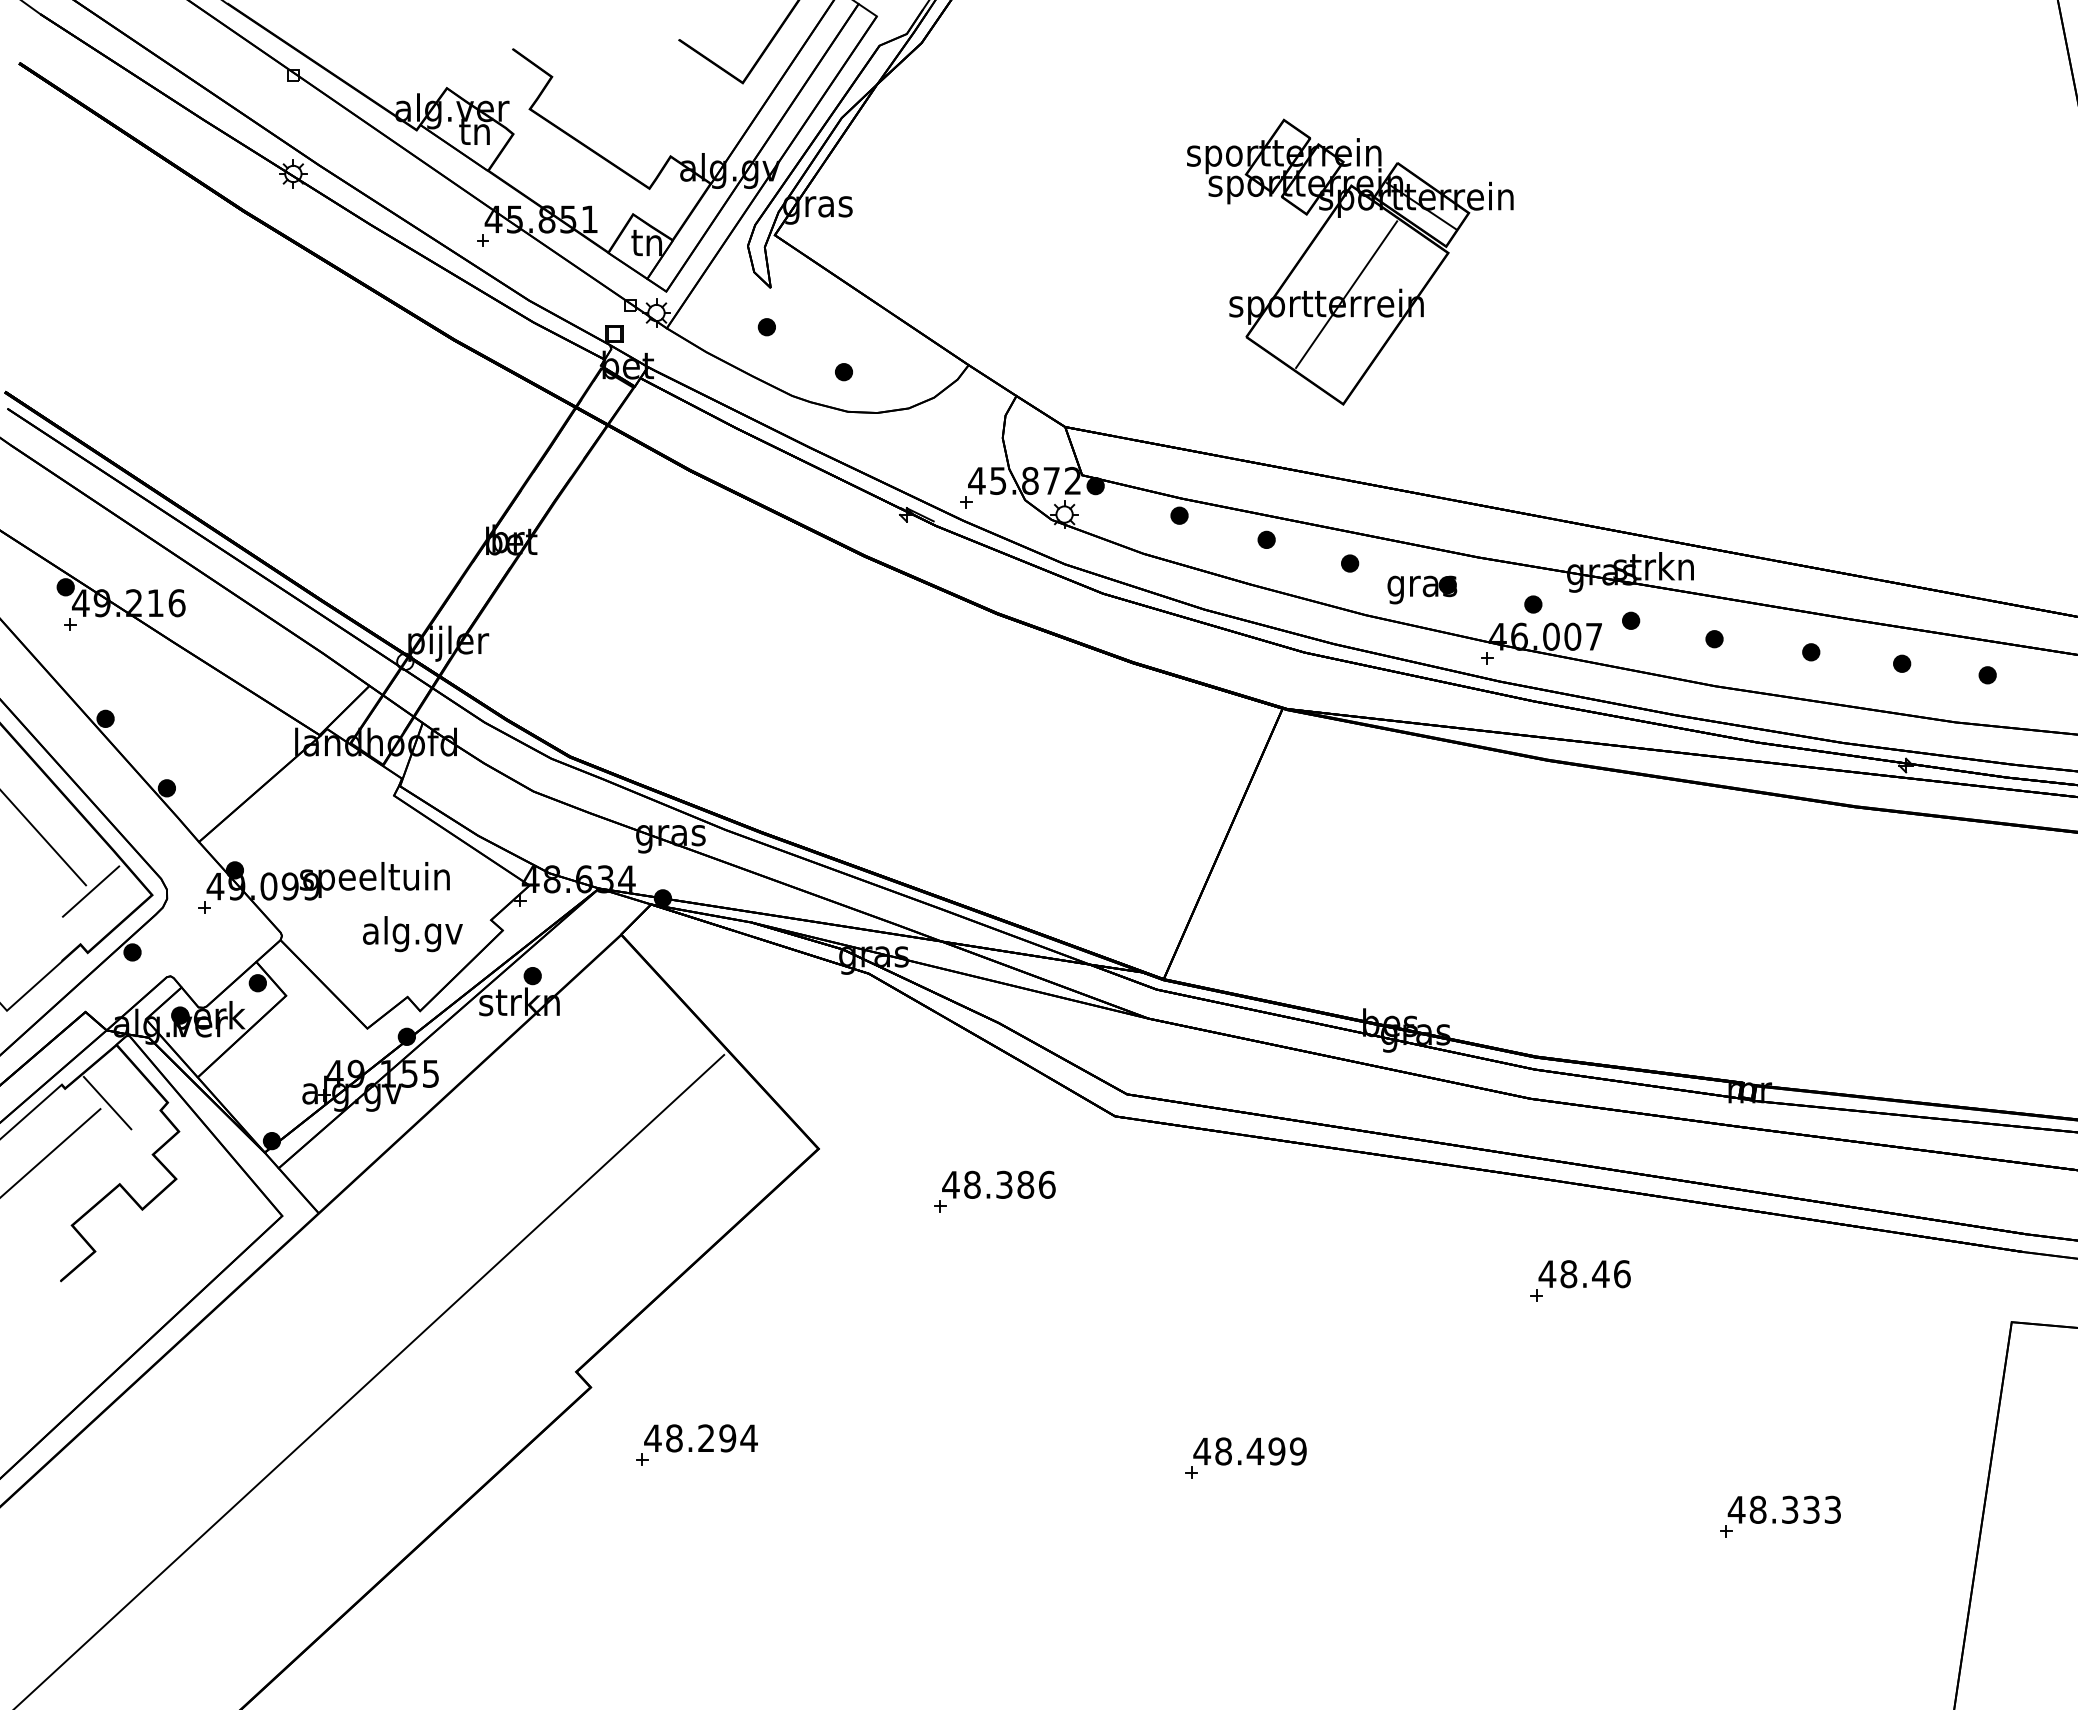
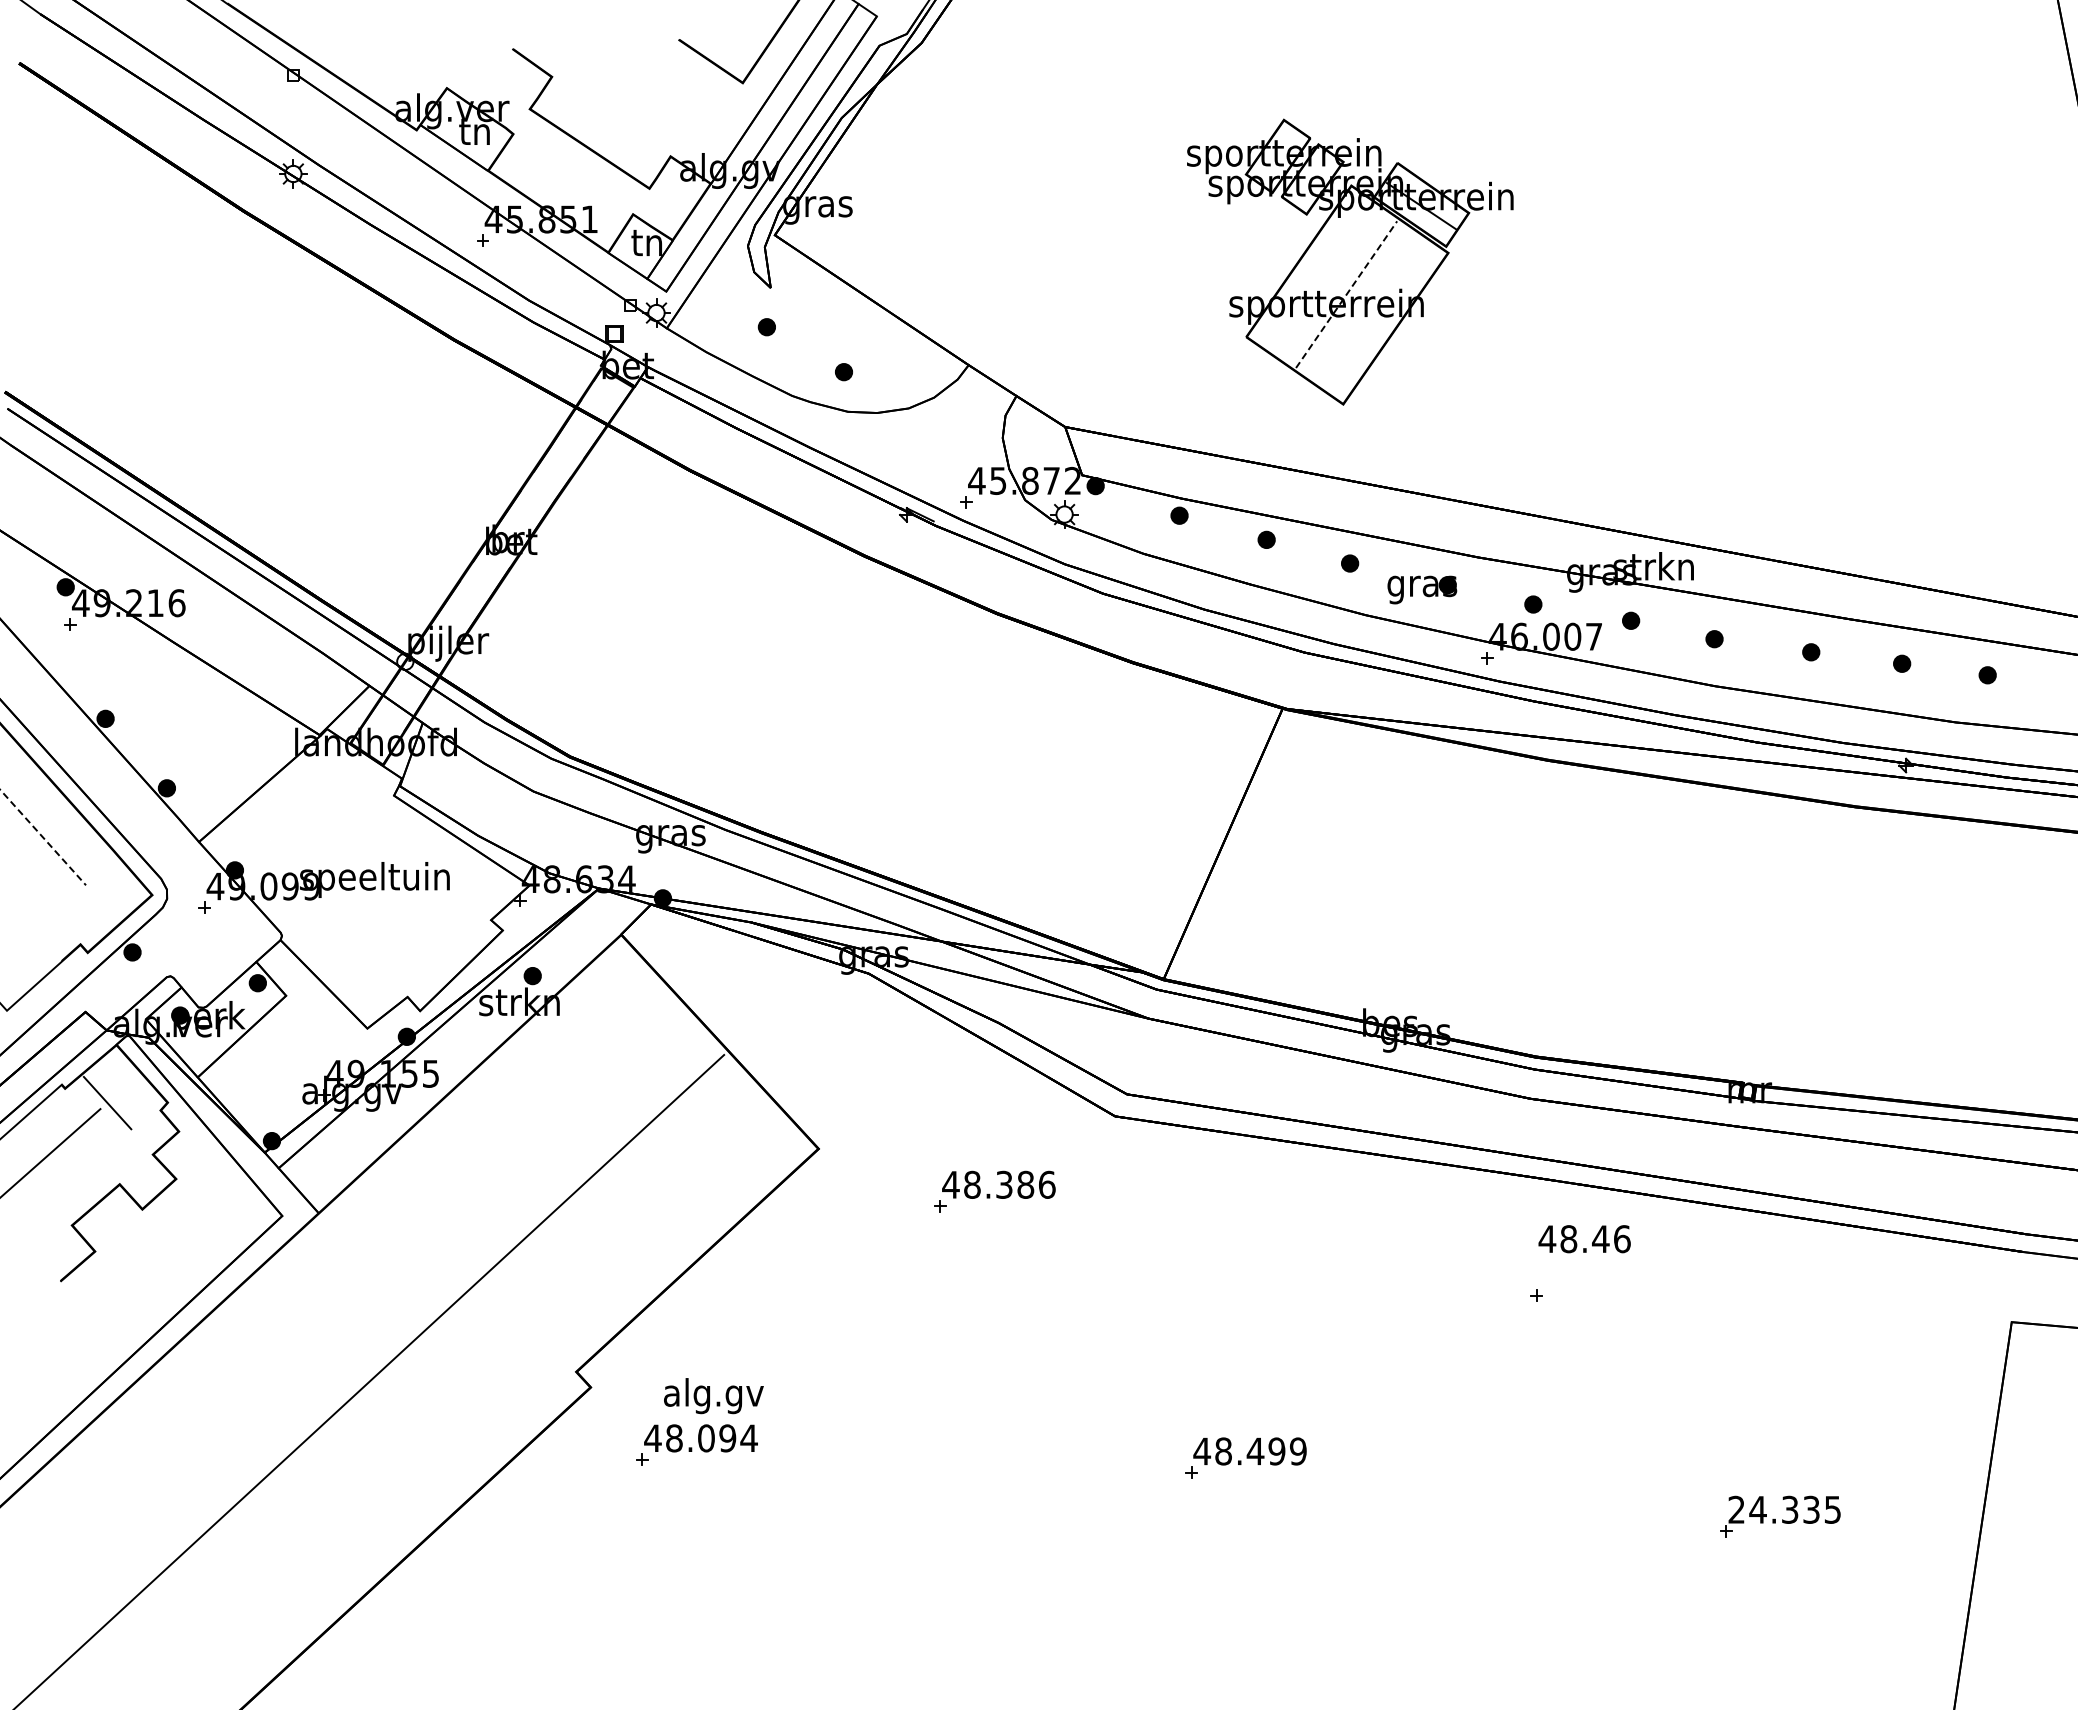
line: solid -> dashed (1346, 294)
line: solid -> dashed (43, 837)
line: present -> none (91, 891)
text position: (412, 934) -> (713, 1396) (713, 1396)
text position: (1584, 1274) -> (1584, 1239) (1584, 1239)
text: 48.294 -> 48.094 (706, 1438)
text: 48.333 -> 24.335 (1783, 1509)
